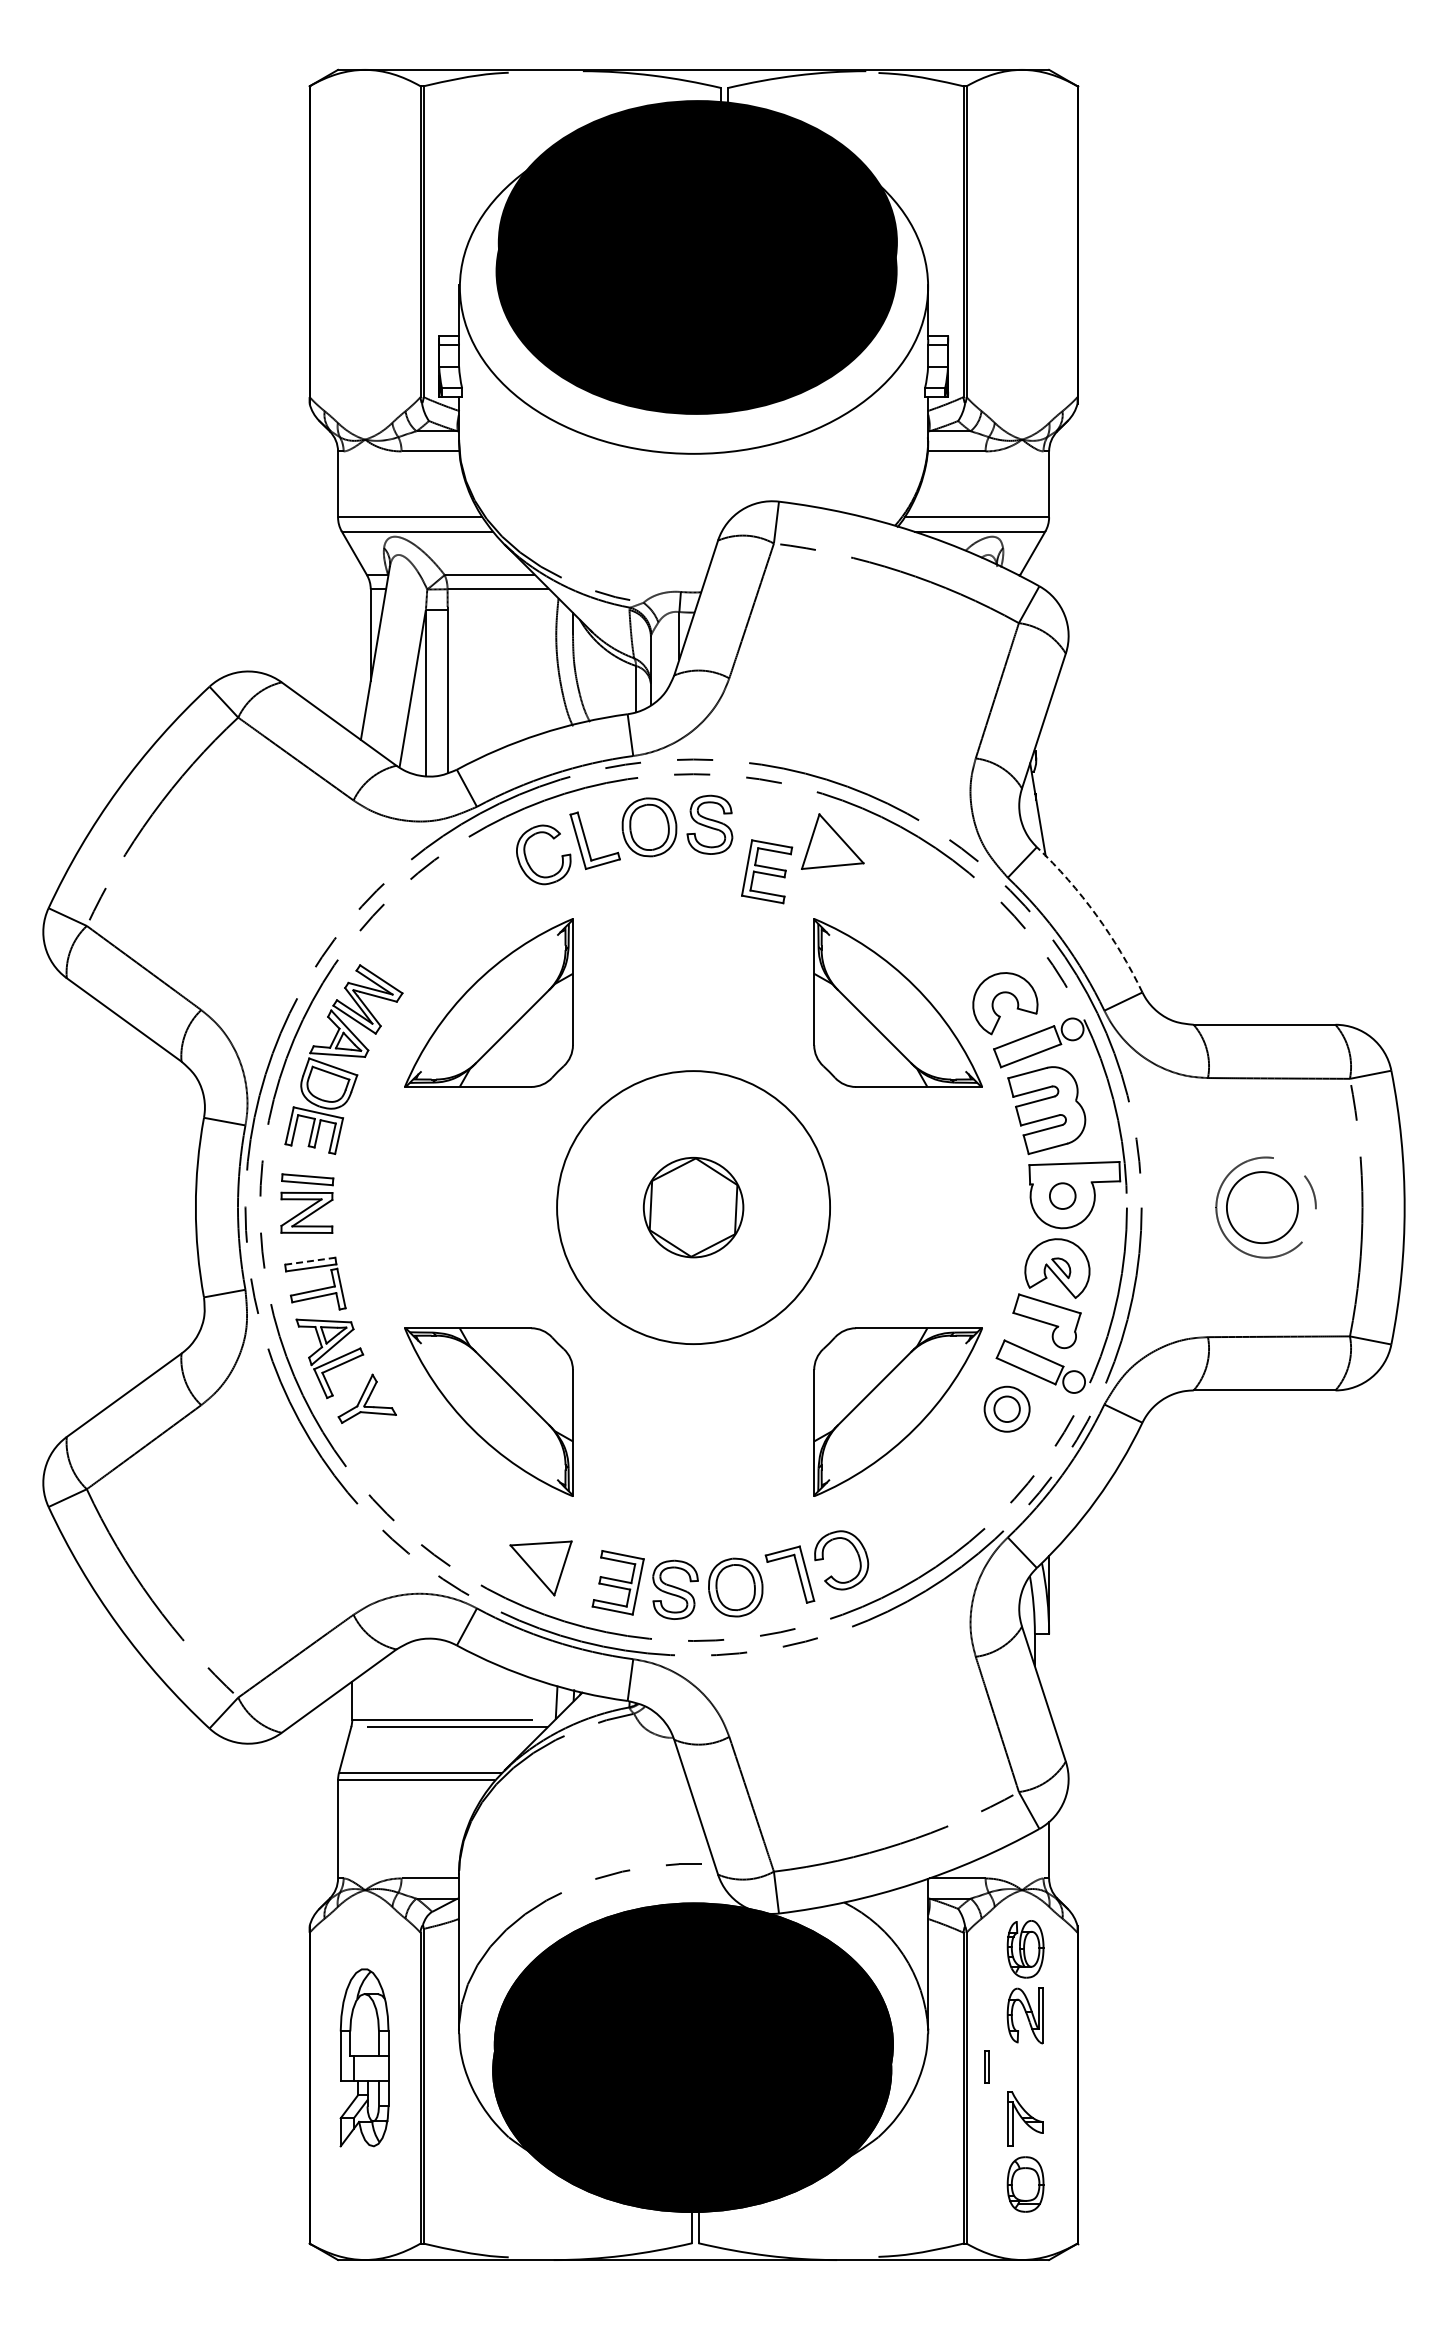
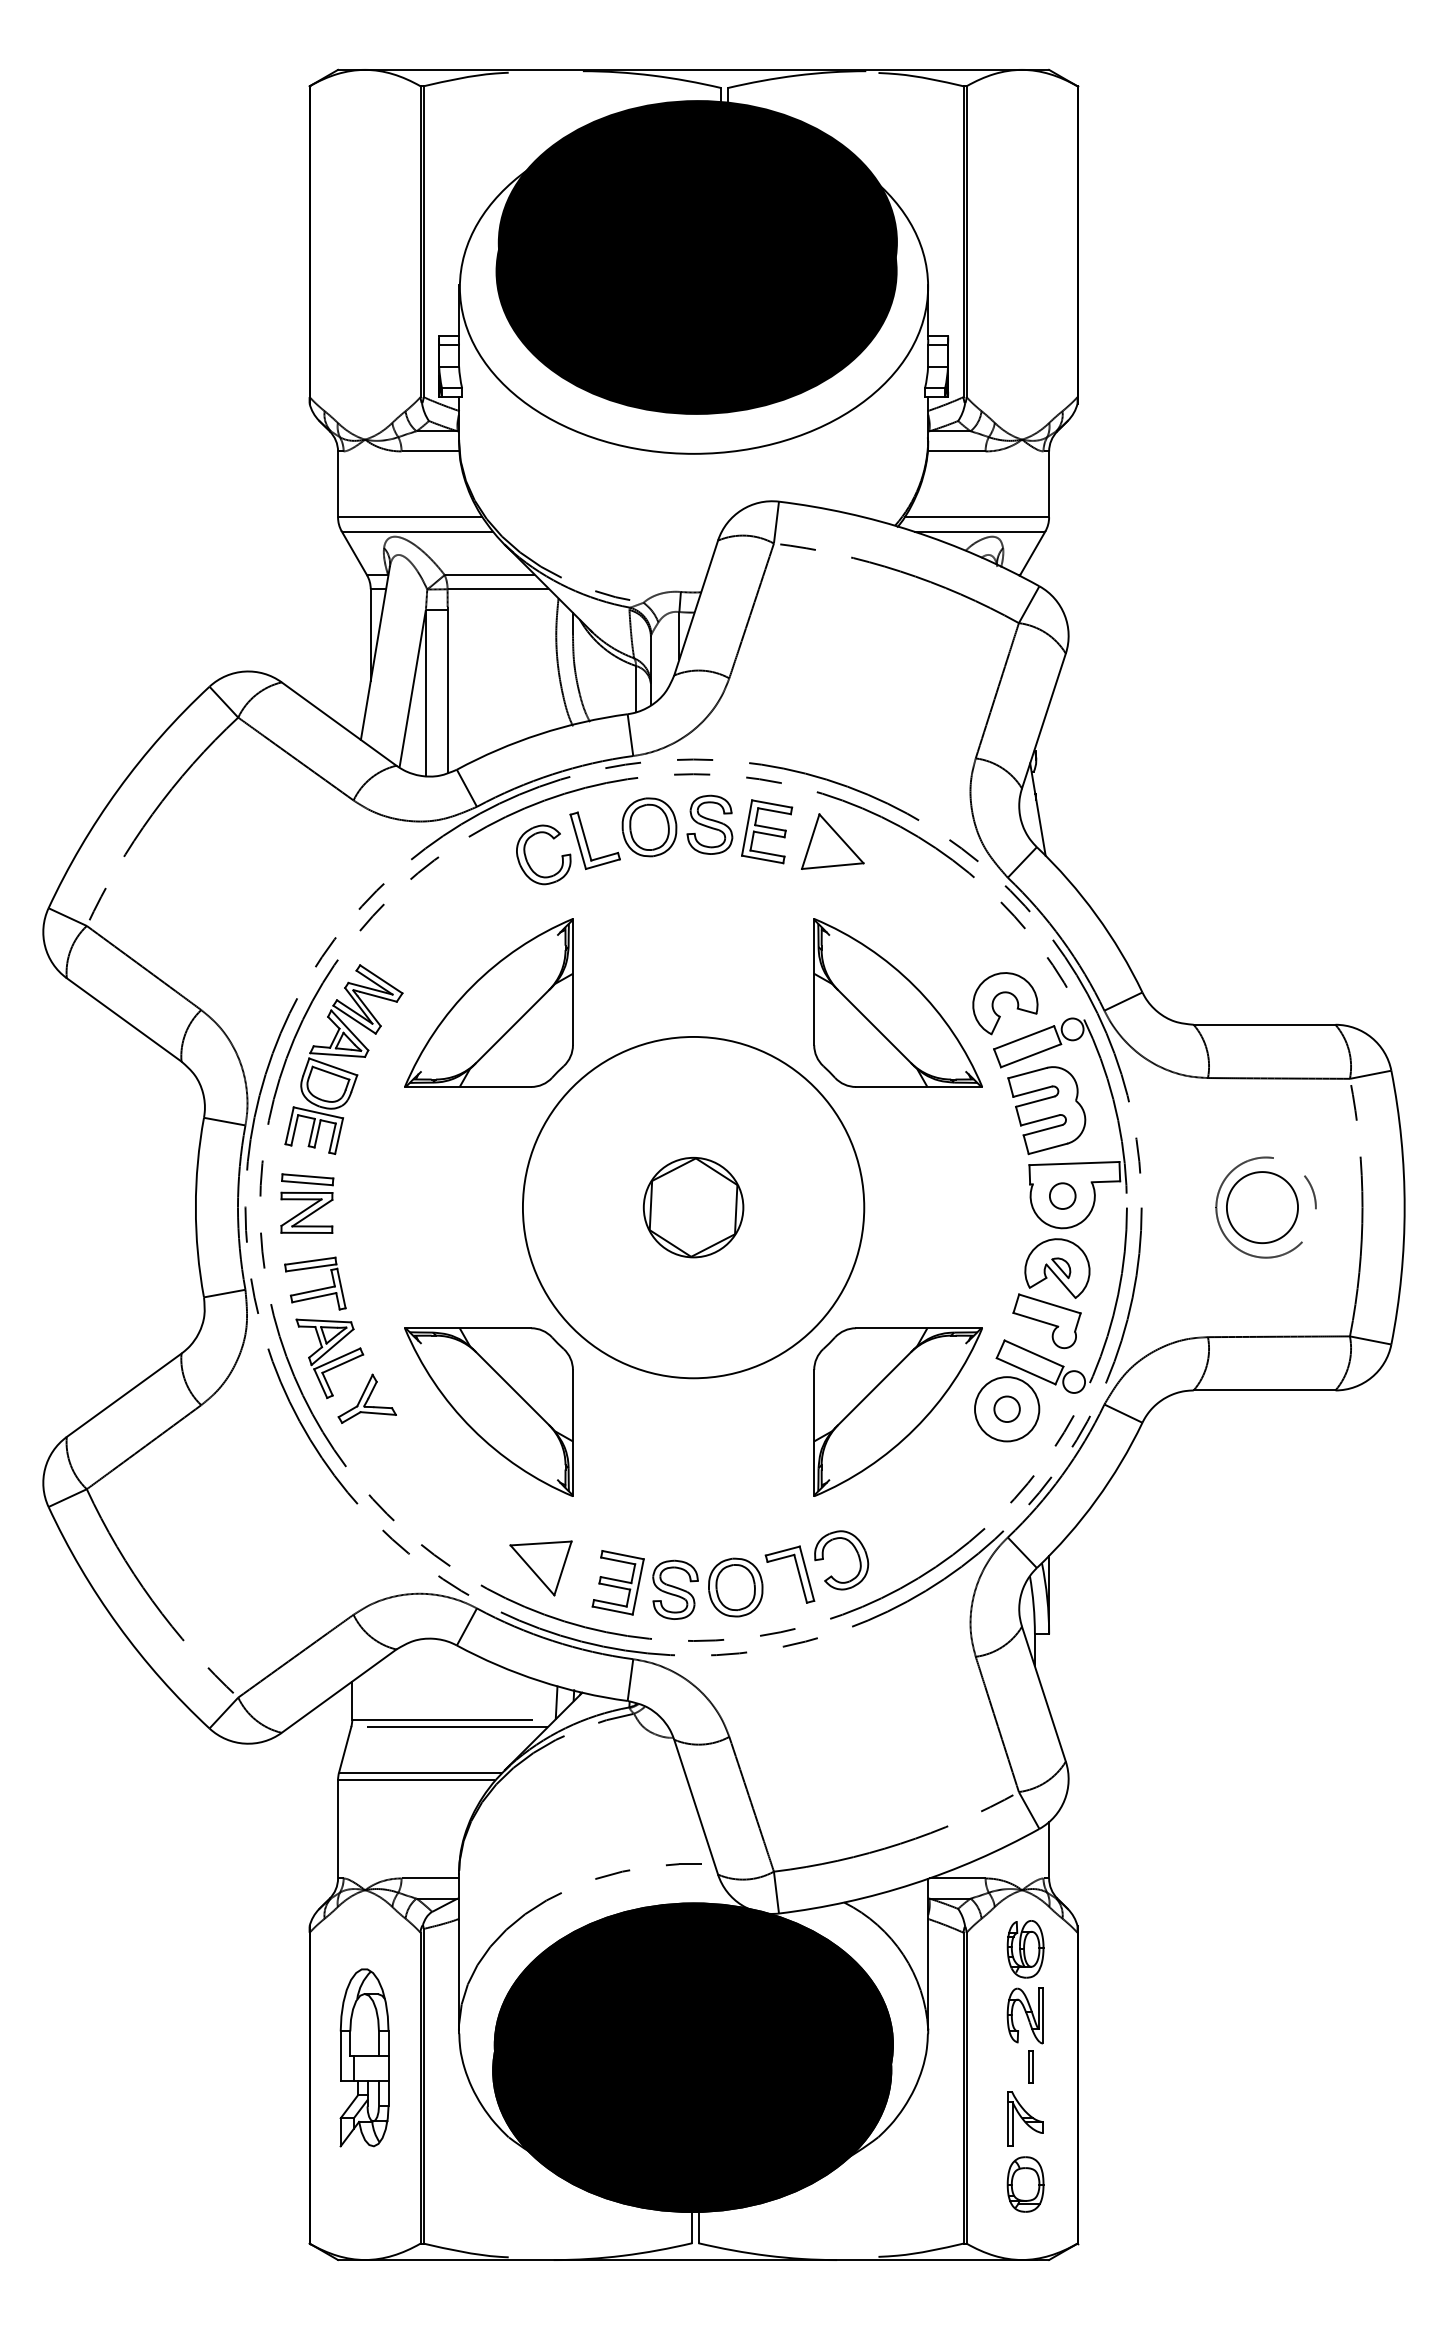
part position: (767, 871) -> (767, 831) (767, 831)
arc: dashed -> solid (1096, 915)
circle diameter: 273 px -> 341 px (693, 1207)
line: dashed -> solid (310, 1261)
circle diameter: 45 px -> 64 px (1007, 1409)
part position: (986, 2066) -> (1030, 2066) (1030, 2066)
